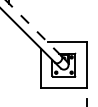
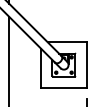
line: dashed -> solid (33, 27)
line: none -> present (9, 59)
